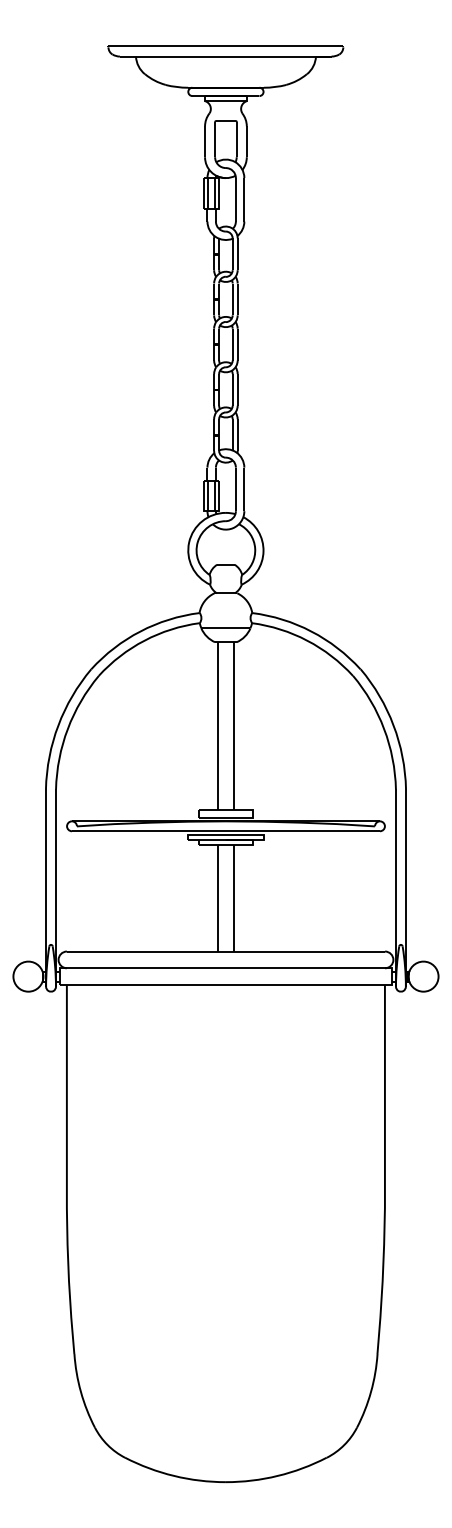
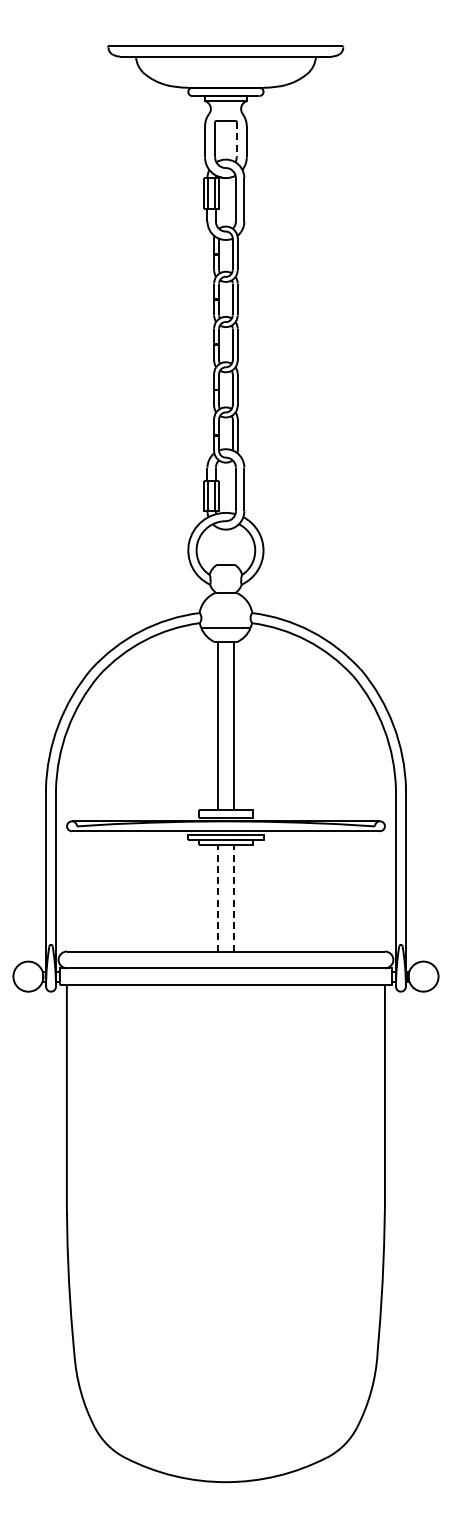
line: solid -> dashed (236, 139)
line: solid -> dashed (217, 897)
line: solid -> dashed (233, 897)
